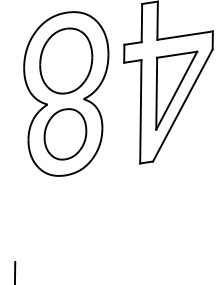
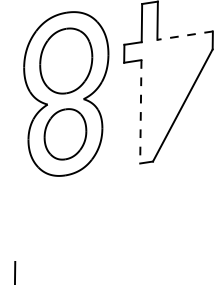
line: solid -> dashed (184, 35)
part: present -> none (176, 90)
line: solid -> dashed (140, 111)
